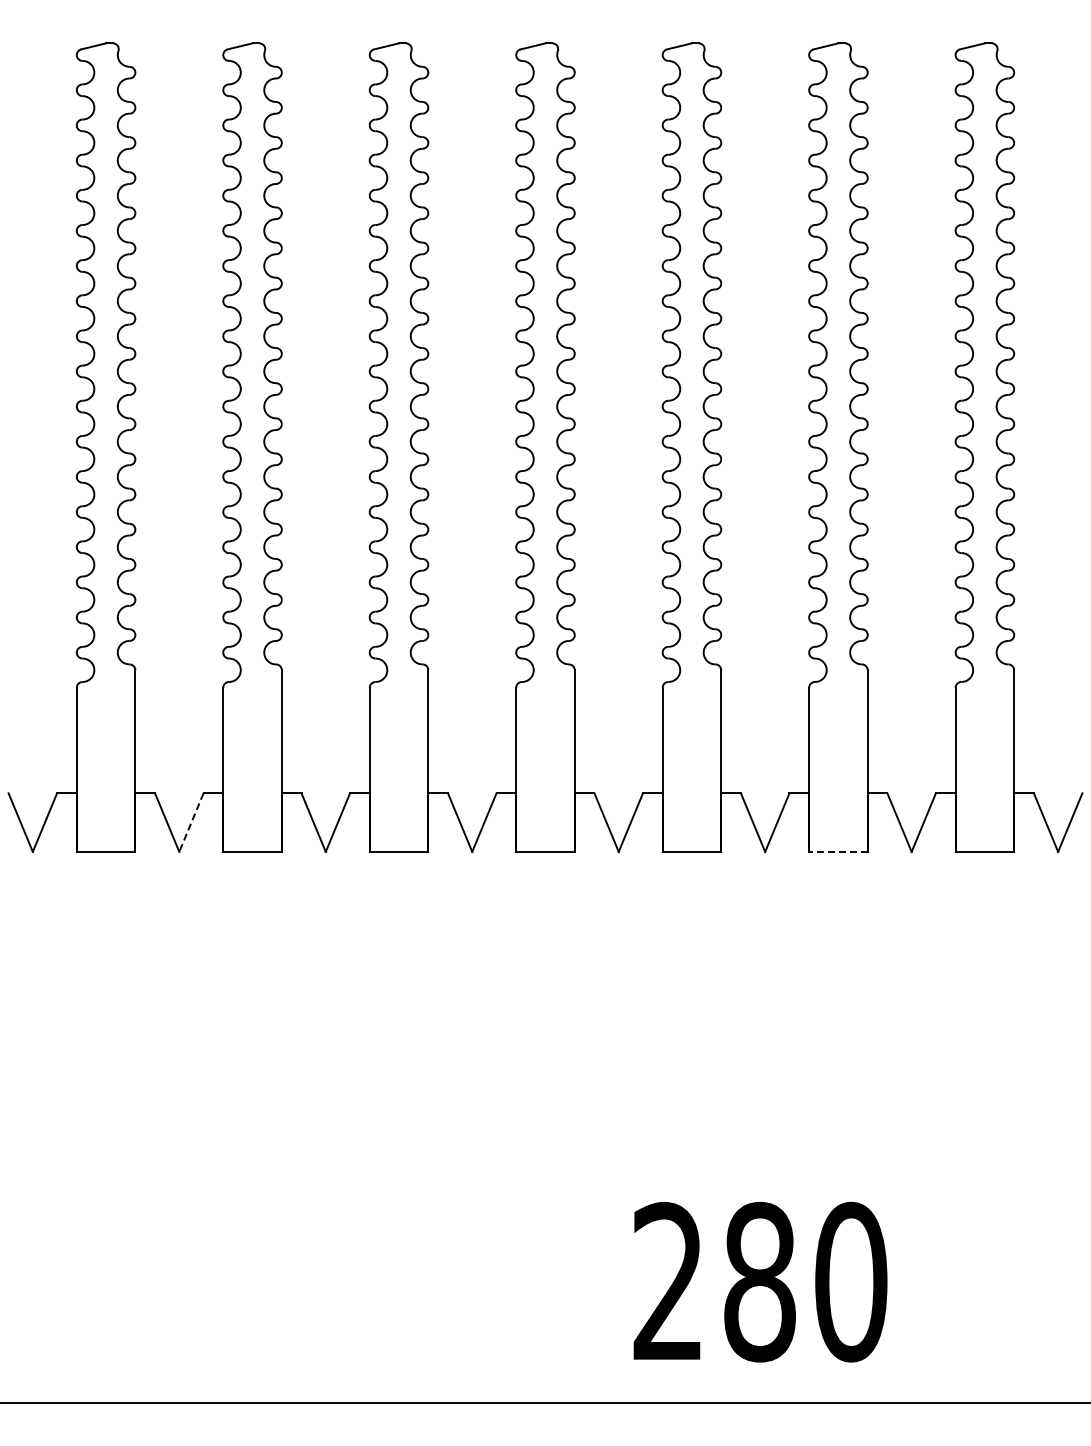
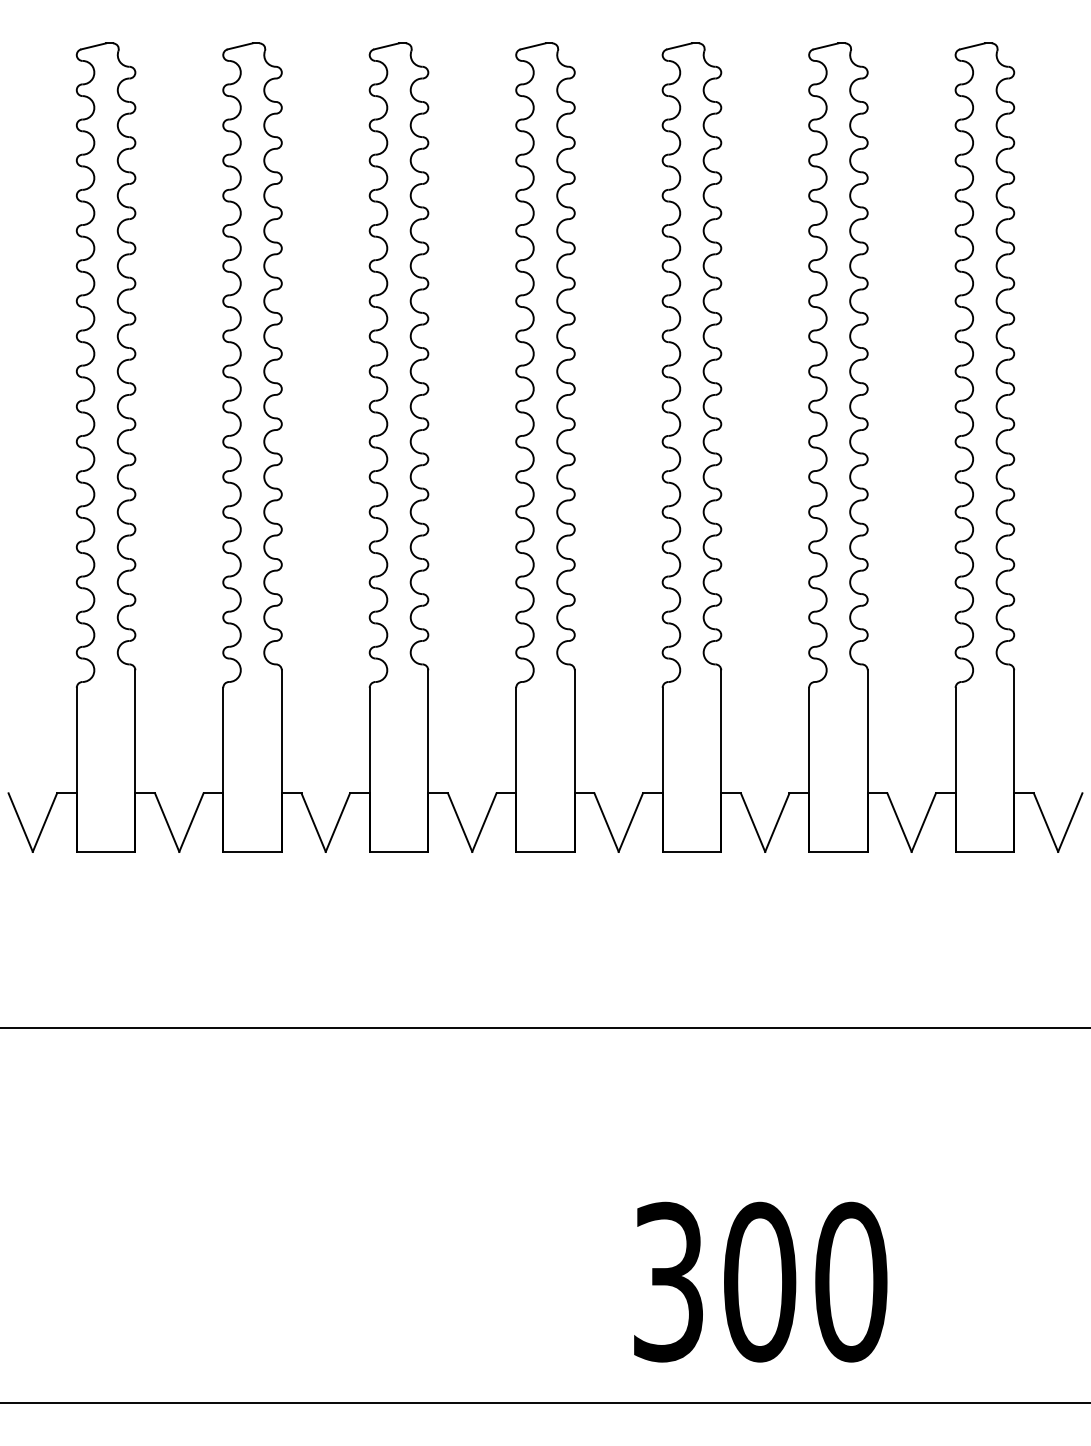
line: dashed -> solid (191, 822)
line: dashed -> solid (837, 851)
line: none -> present (544, 1027)
text: 280 -> 300 (714, 1282)
